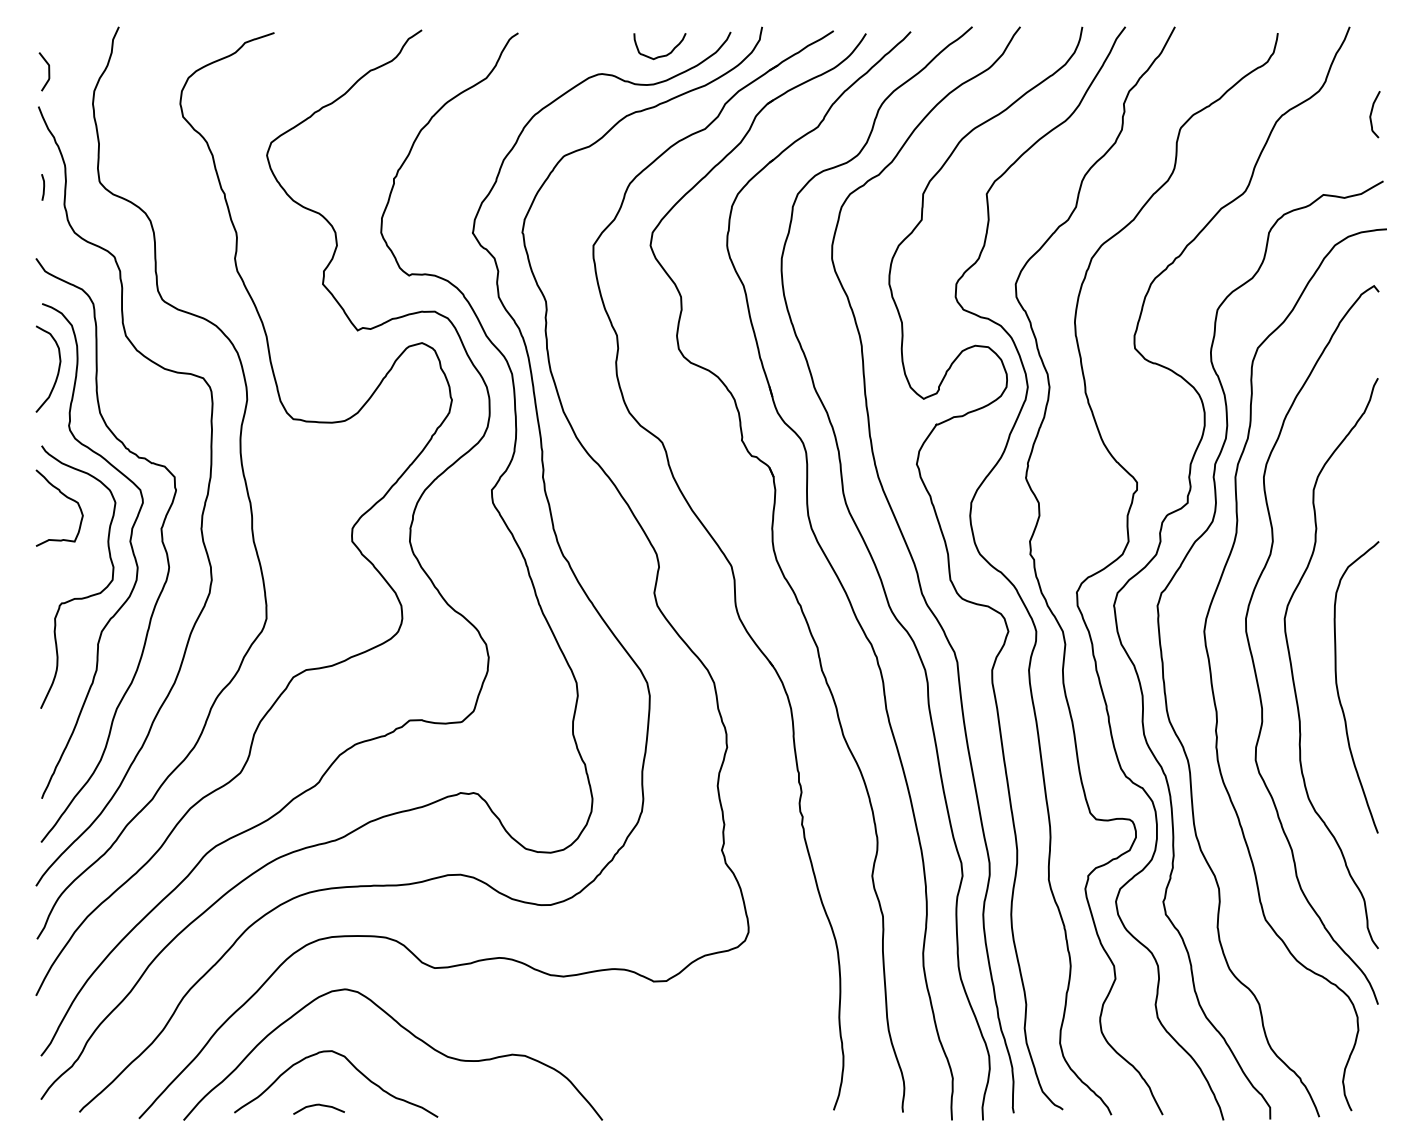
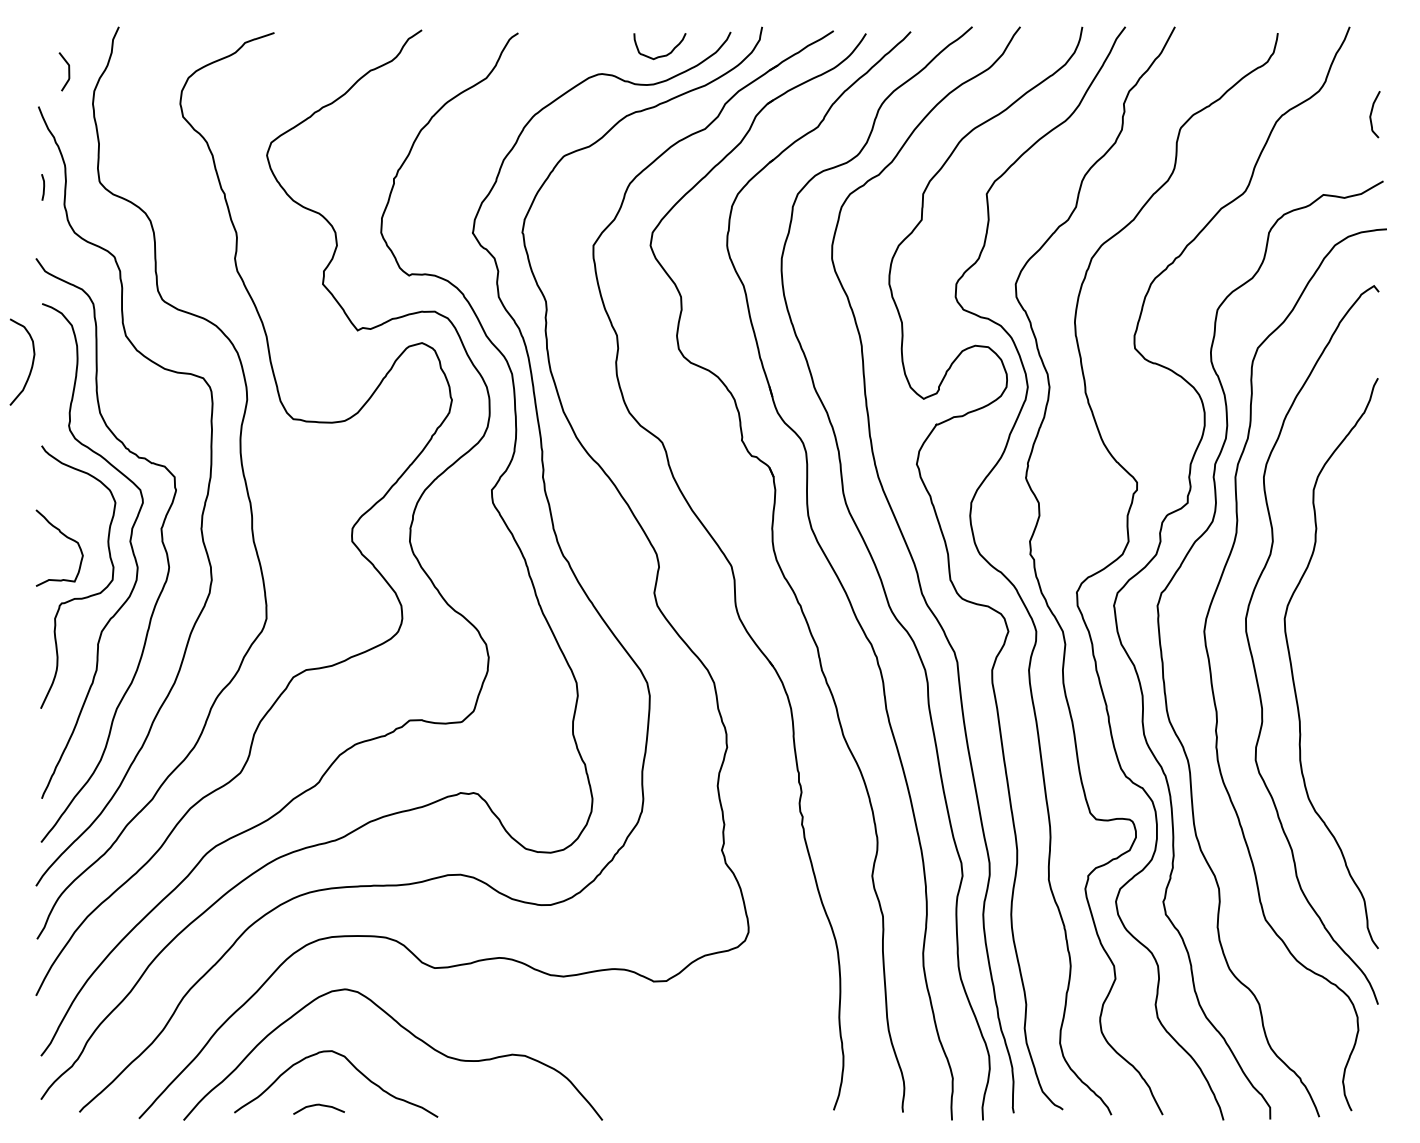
curve position: (48, 71) -> (68, 71) (68, 71)
curve position: (57, 371) -> (31, 364) (31, 364)
curve position: (65, 497) -> (65, 537) (65, 537)
curve: present -> none (1338, 688)
